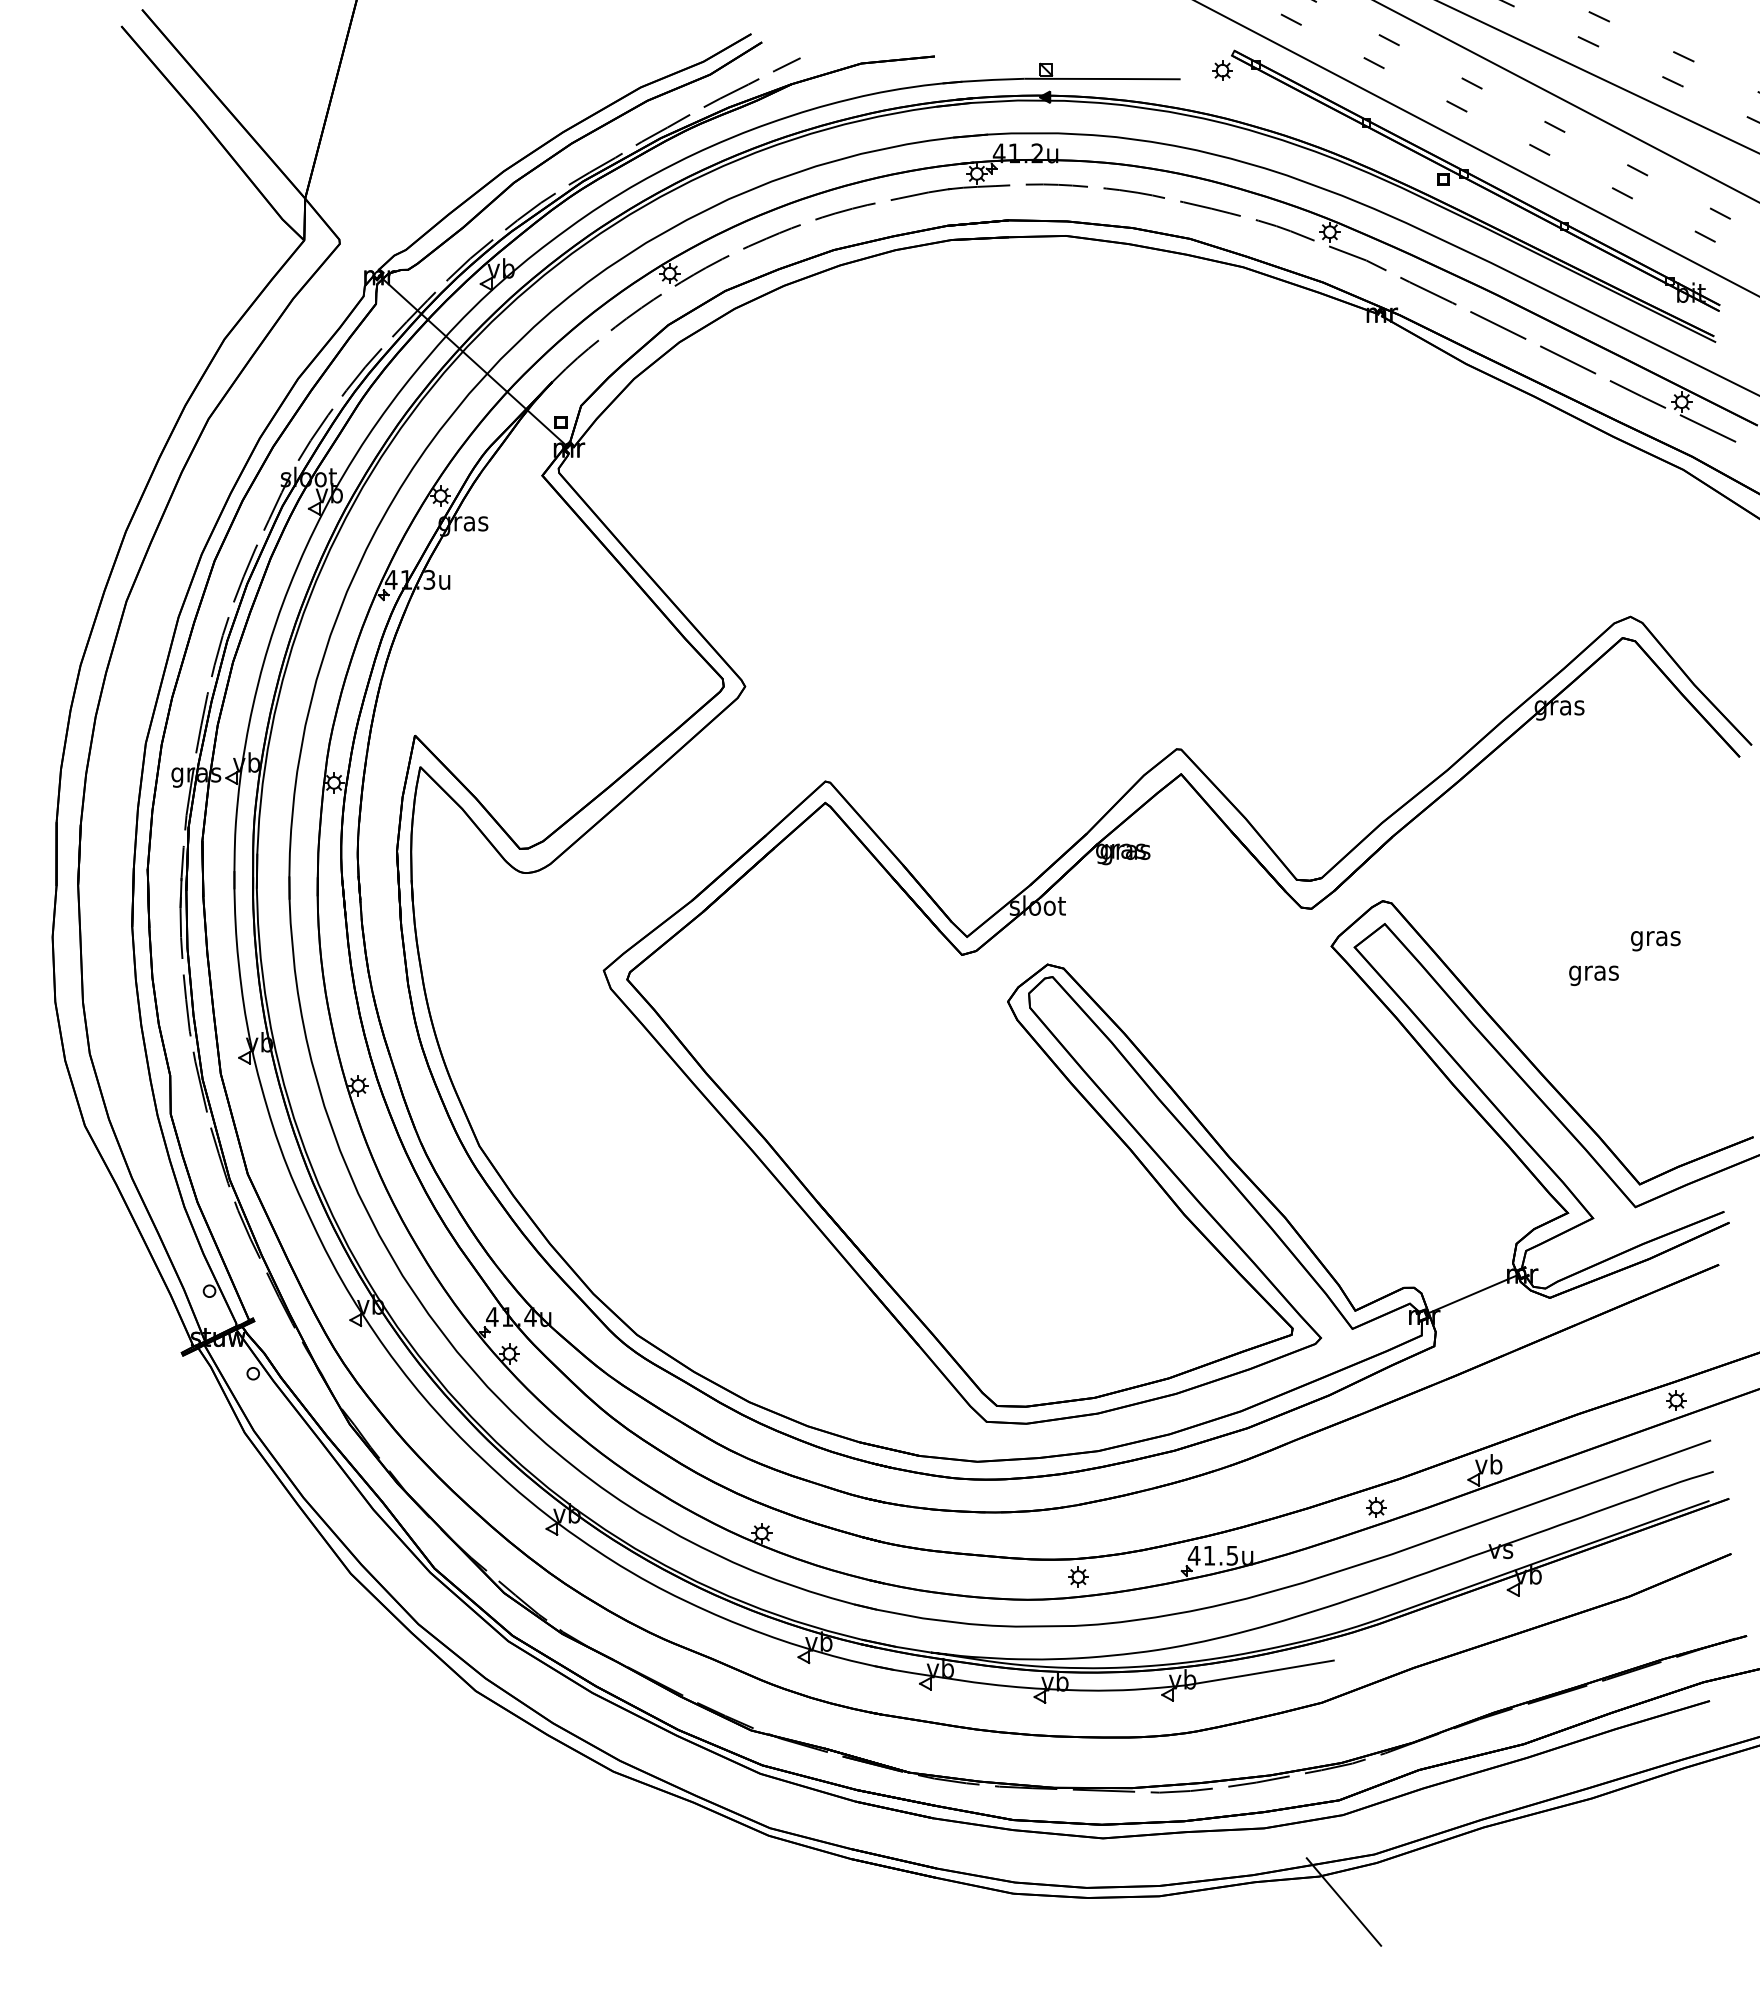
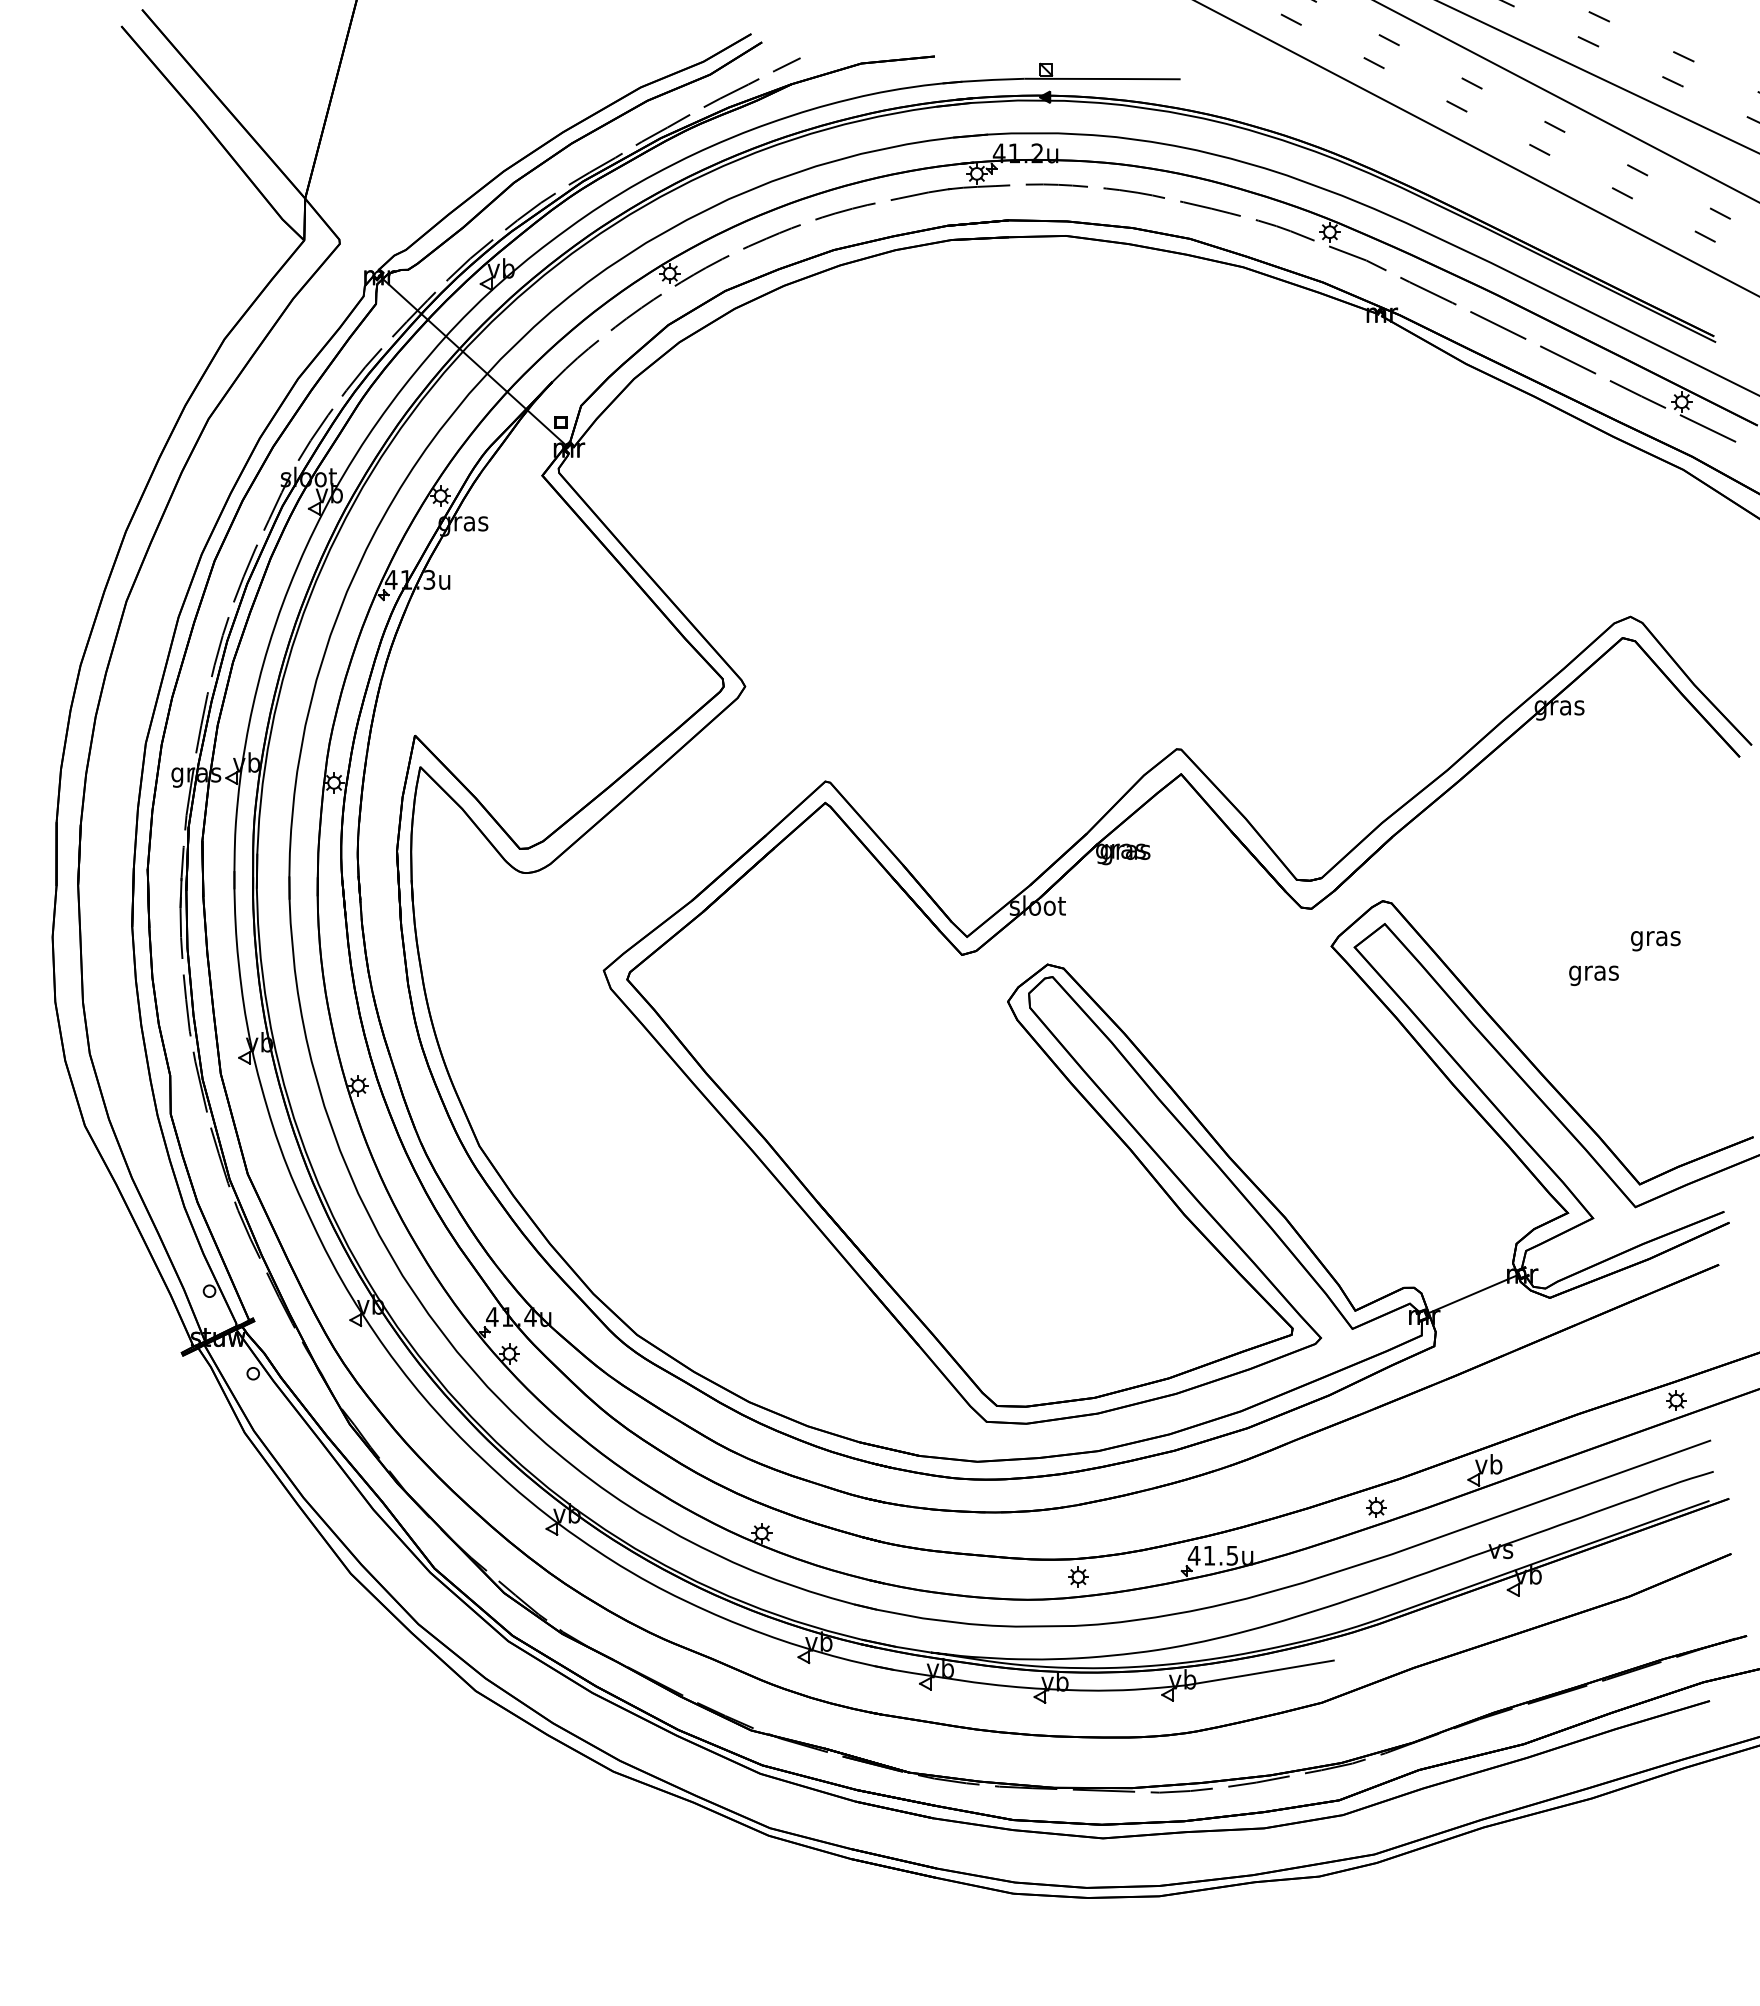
part: present -> none (1466, 180)
line: present -> none (1343, 1901)
